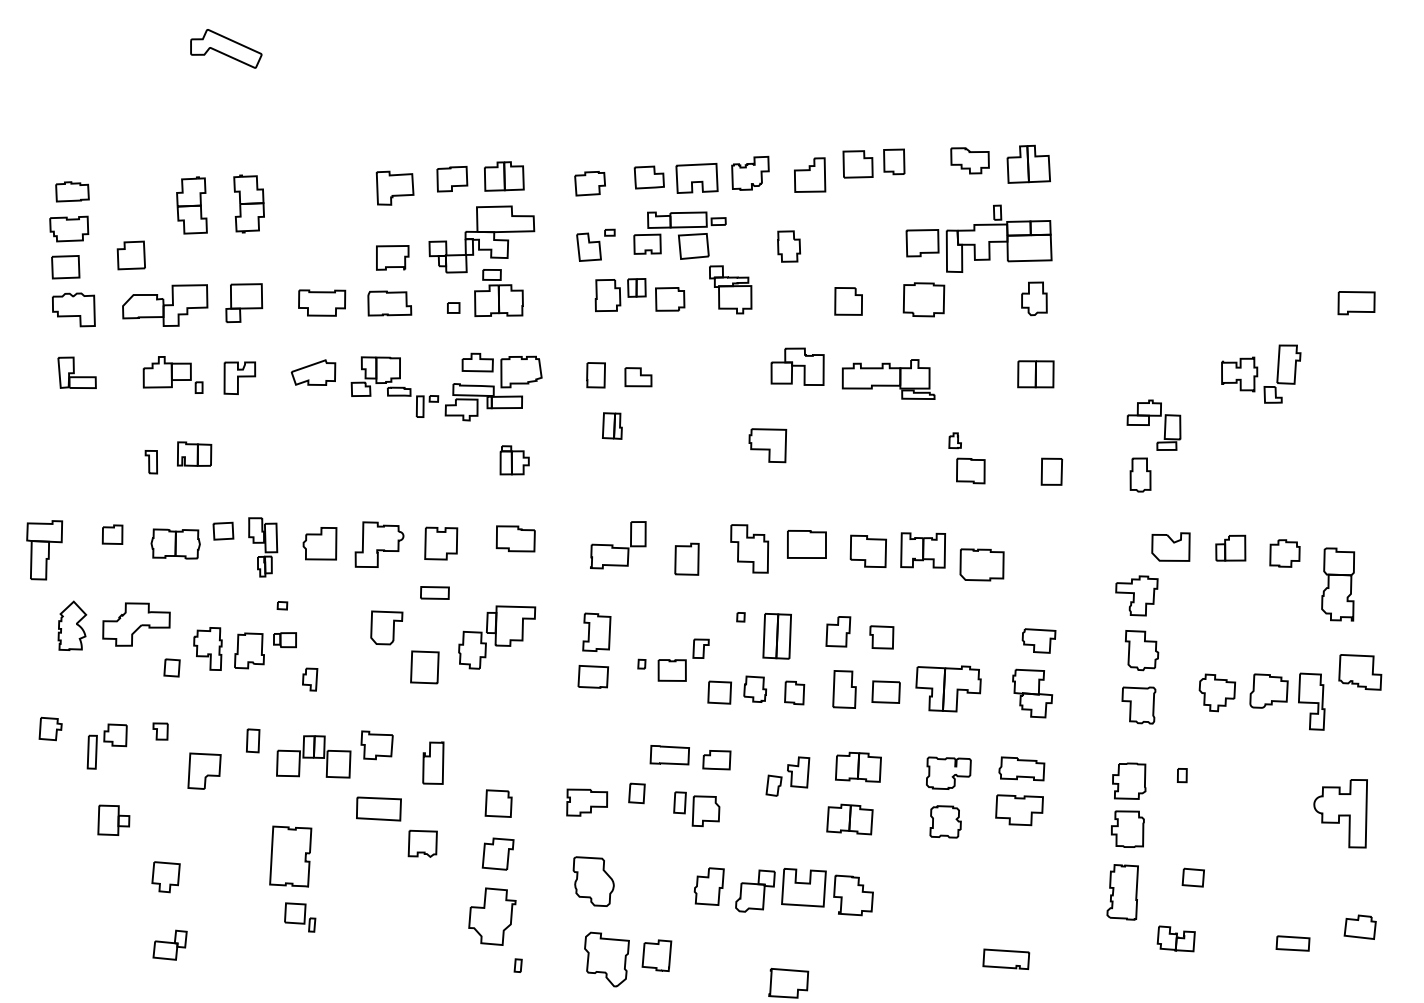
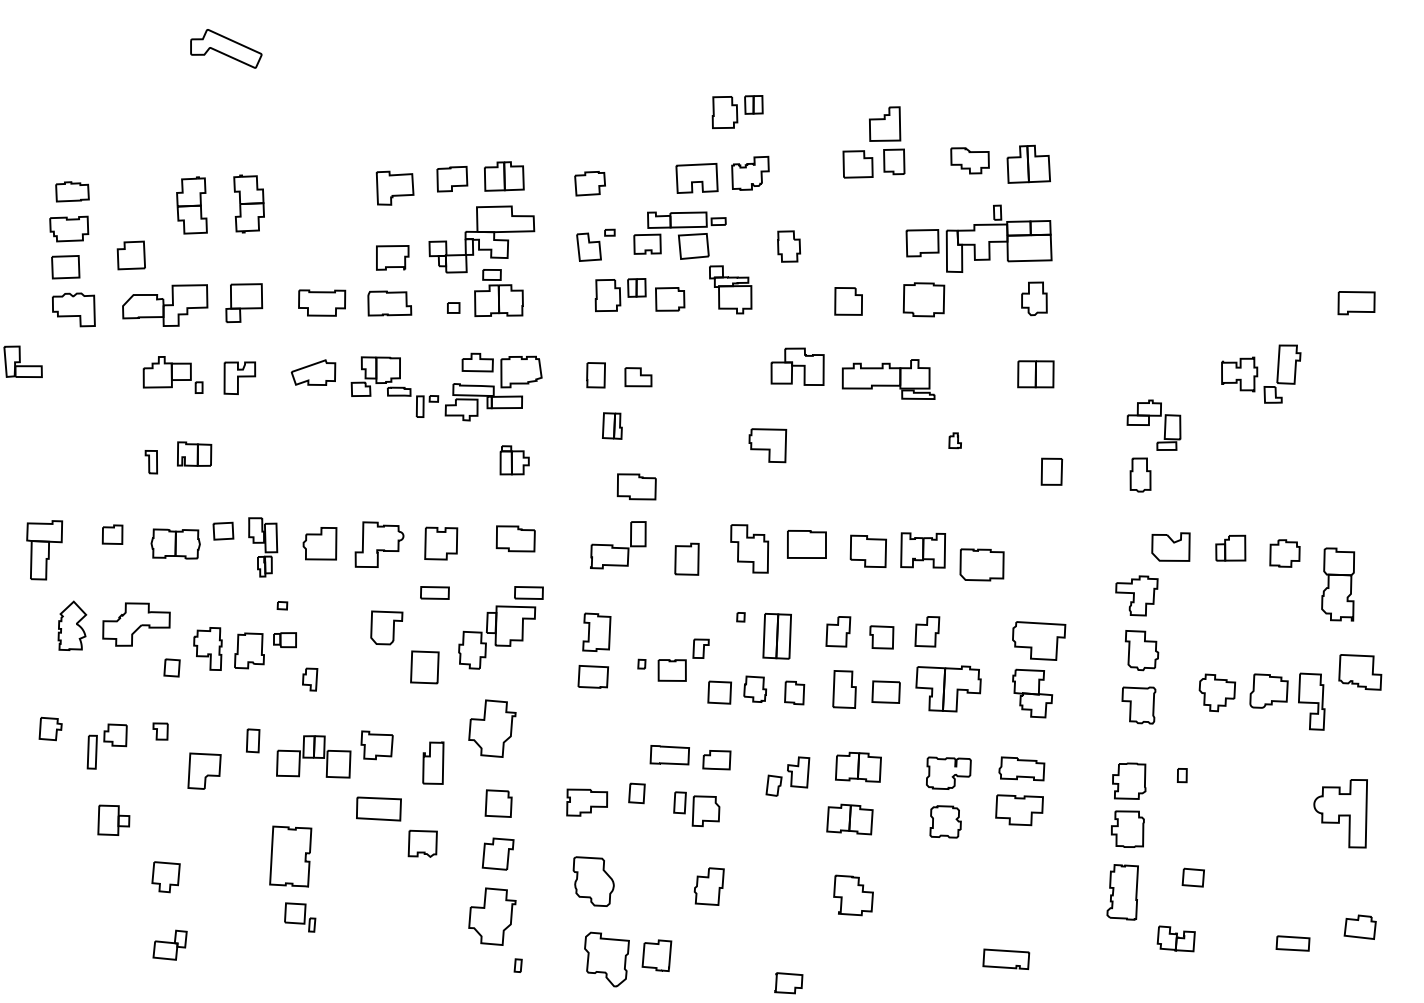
part: none -> present (737, 112)
part position: (810, 174) -> (885, 123) (885, 123)
part: present -> none (648, 177)
part position: (76, 372) -> (22, 361) (22, 361)
part: present -> none (970, 470)
part: none -> present (636, 486)
part: none -> present (528, 592)
part: none -> present (927, 631)
part size: 36x26 px -> 55x40 px (1039, 640)
part: none -> present (492, 728)
part: present -> none (780, 890)
part size: 42x32 px -> 30x23 px (788, 983)
